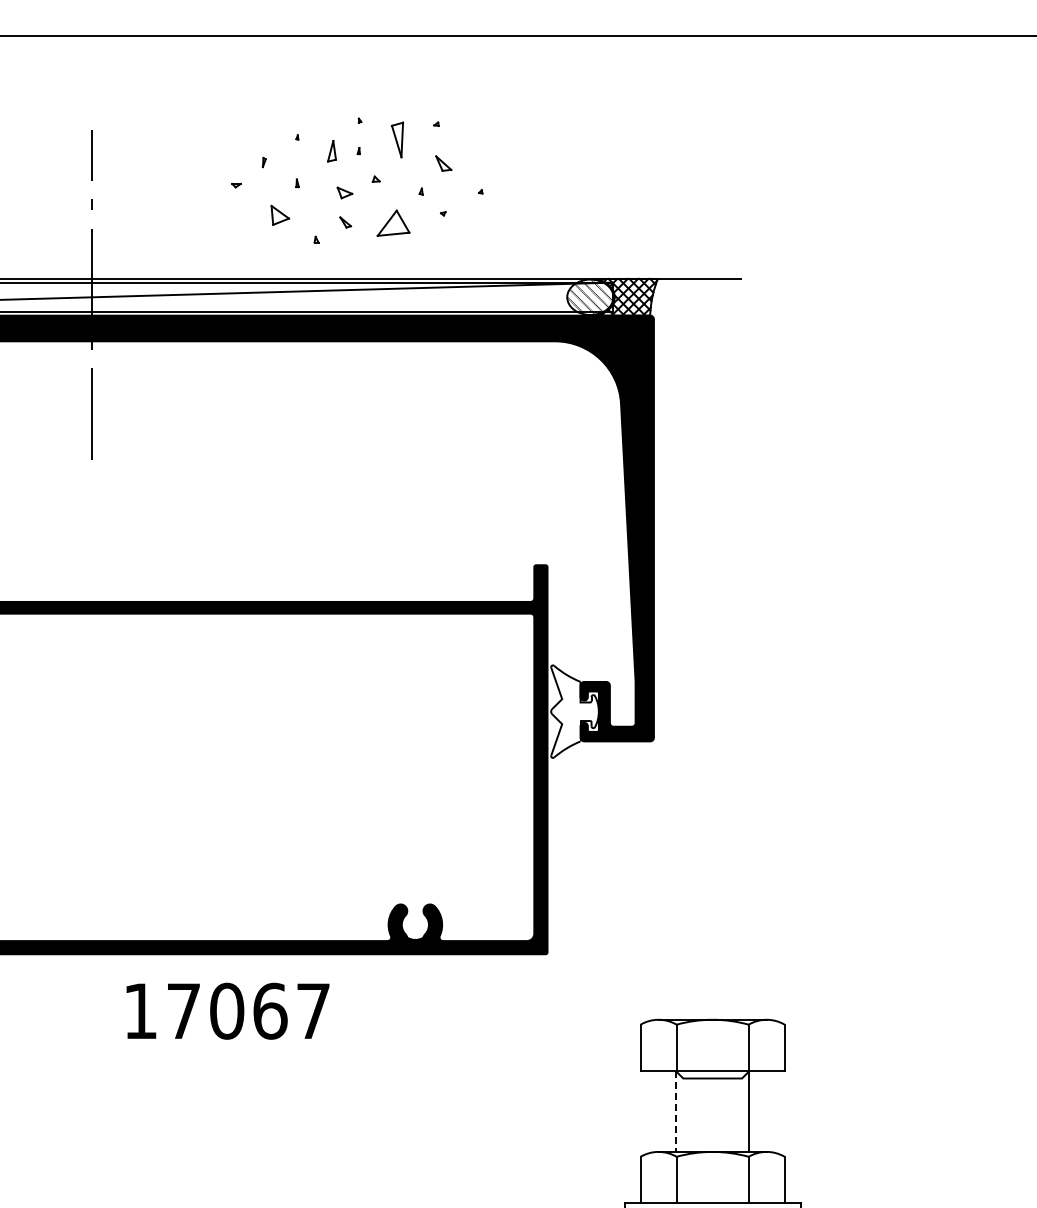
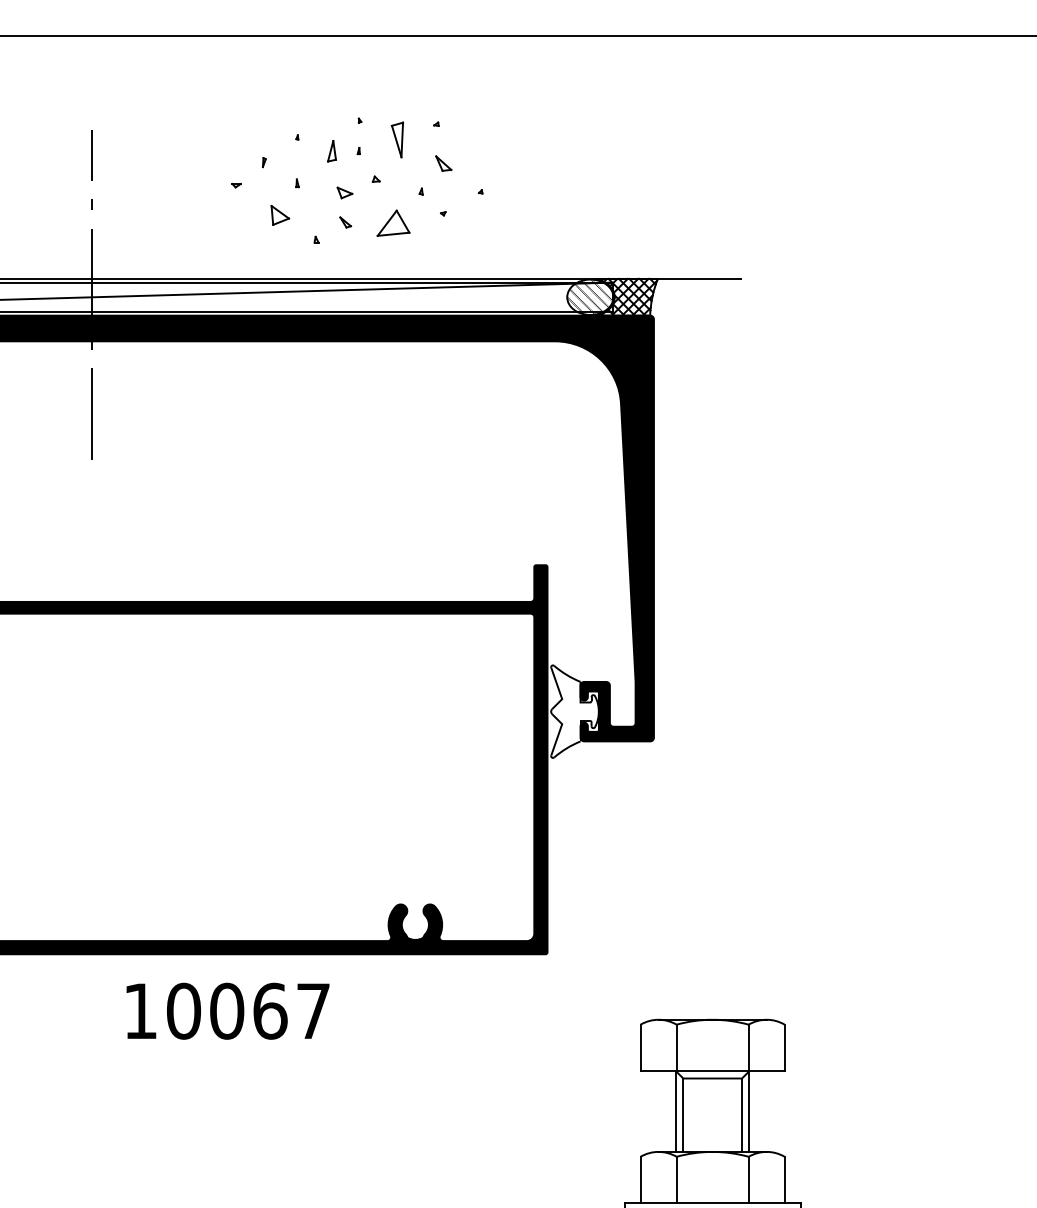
text: 17067 -> 10067 (184, 1010)
line: dashed -> solid (675, 1112)
line: none -> present (683, 1114)
line: none -> present (742, 1114)
